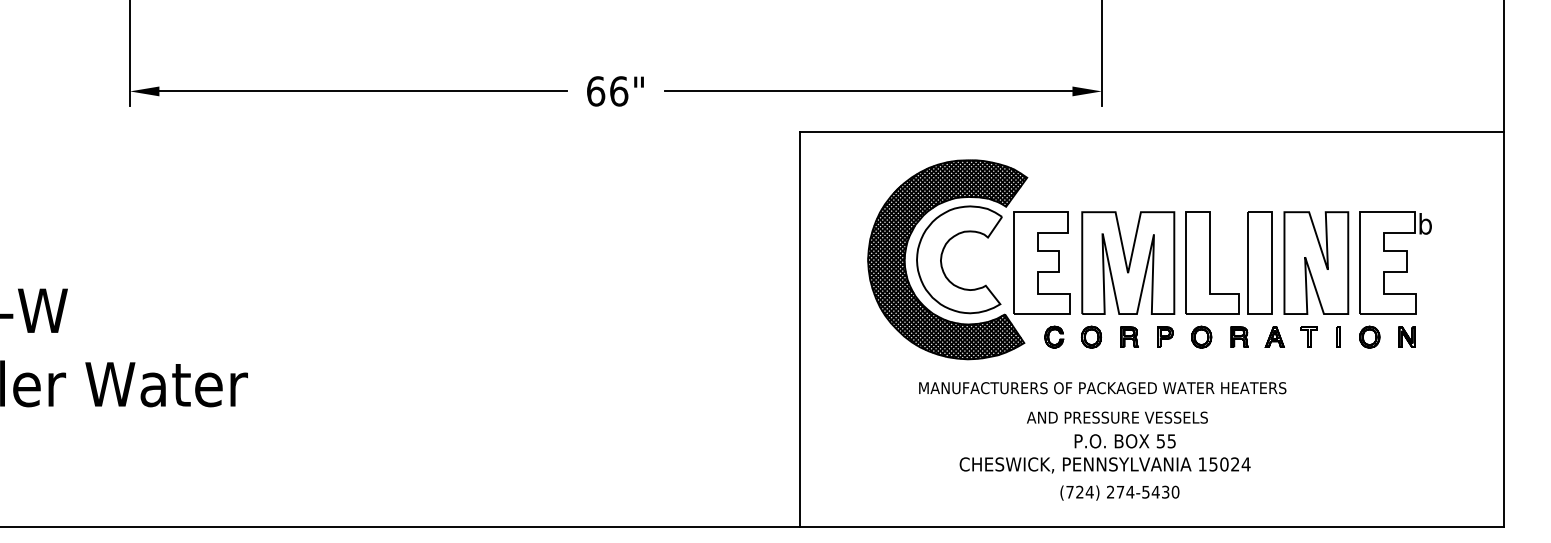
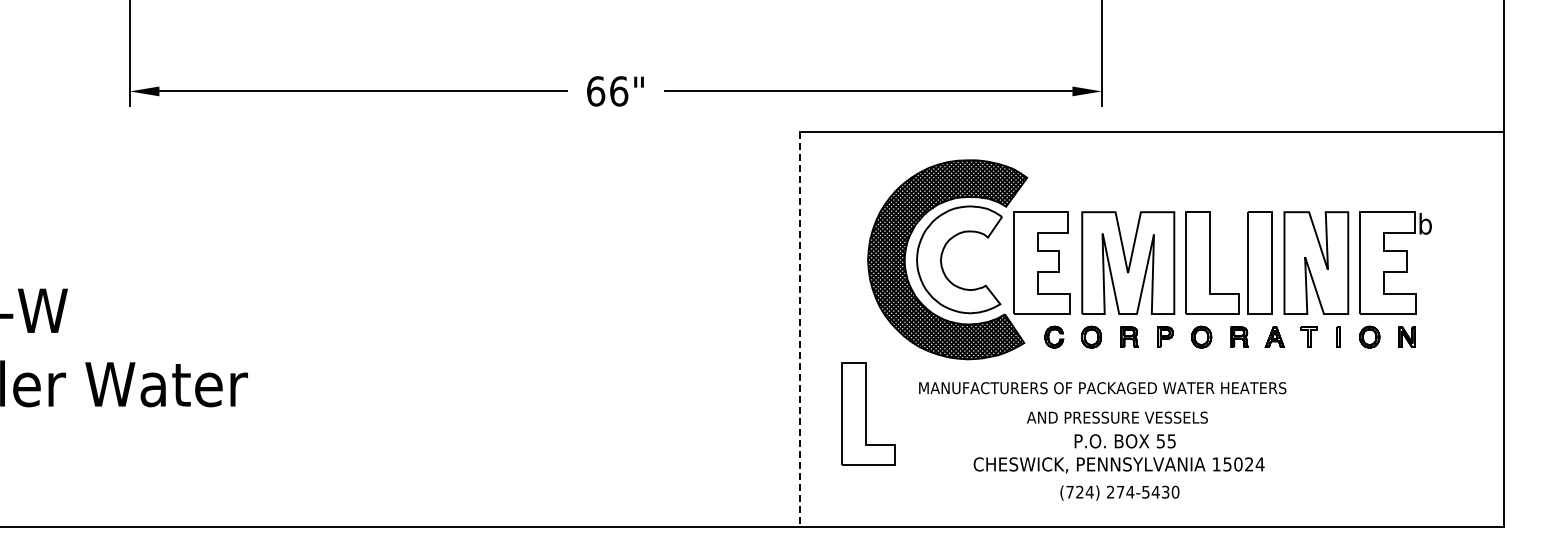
line: solid -> dashed (800, 330)
part: none -> present (868, 413)
text position: (1104, 465) -> (1118, 465) (1118, 465)
